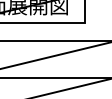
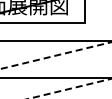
line: solid -> dashed (55, 55)
line: solid -> dashed (69, 88)
